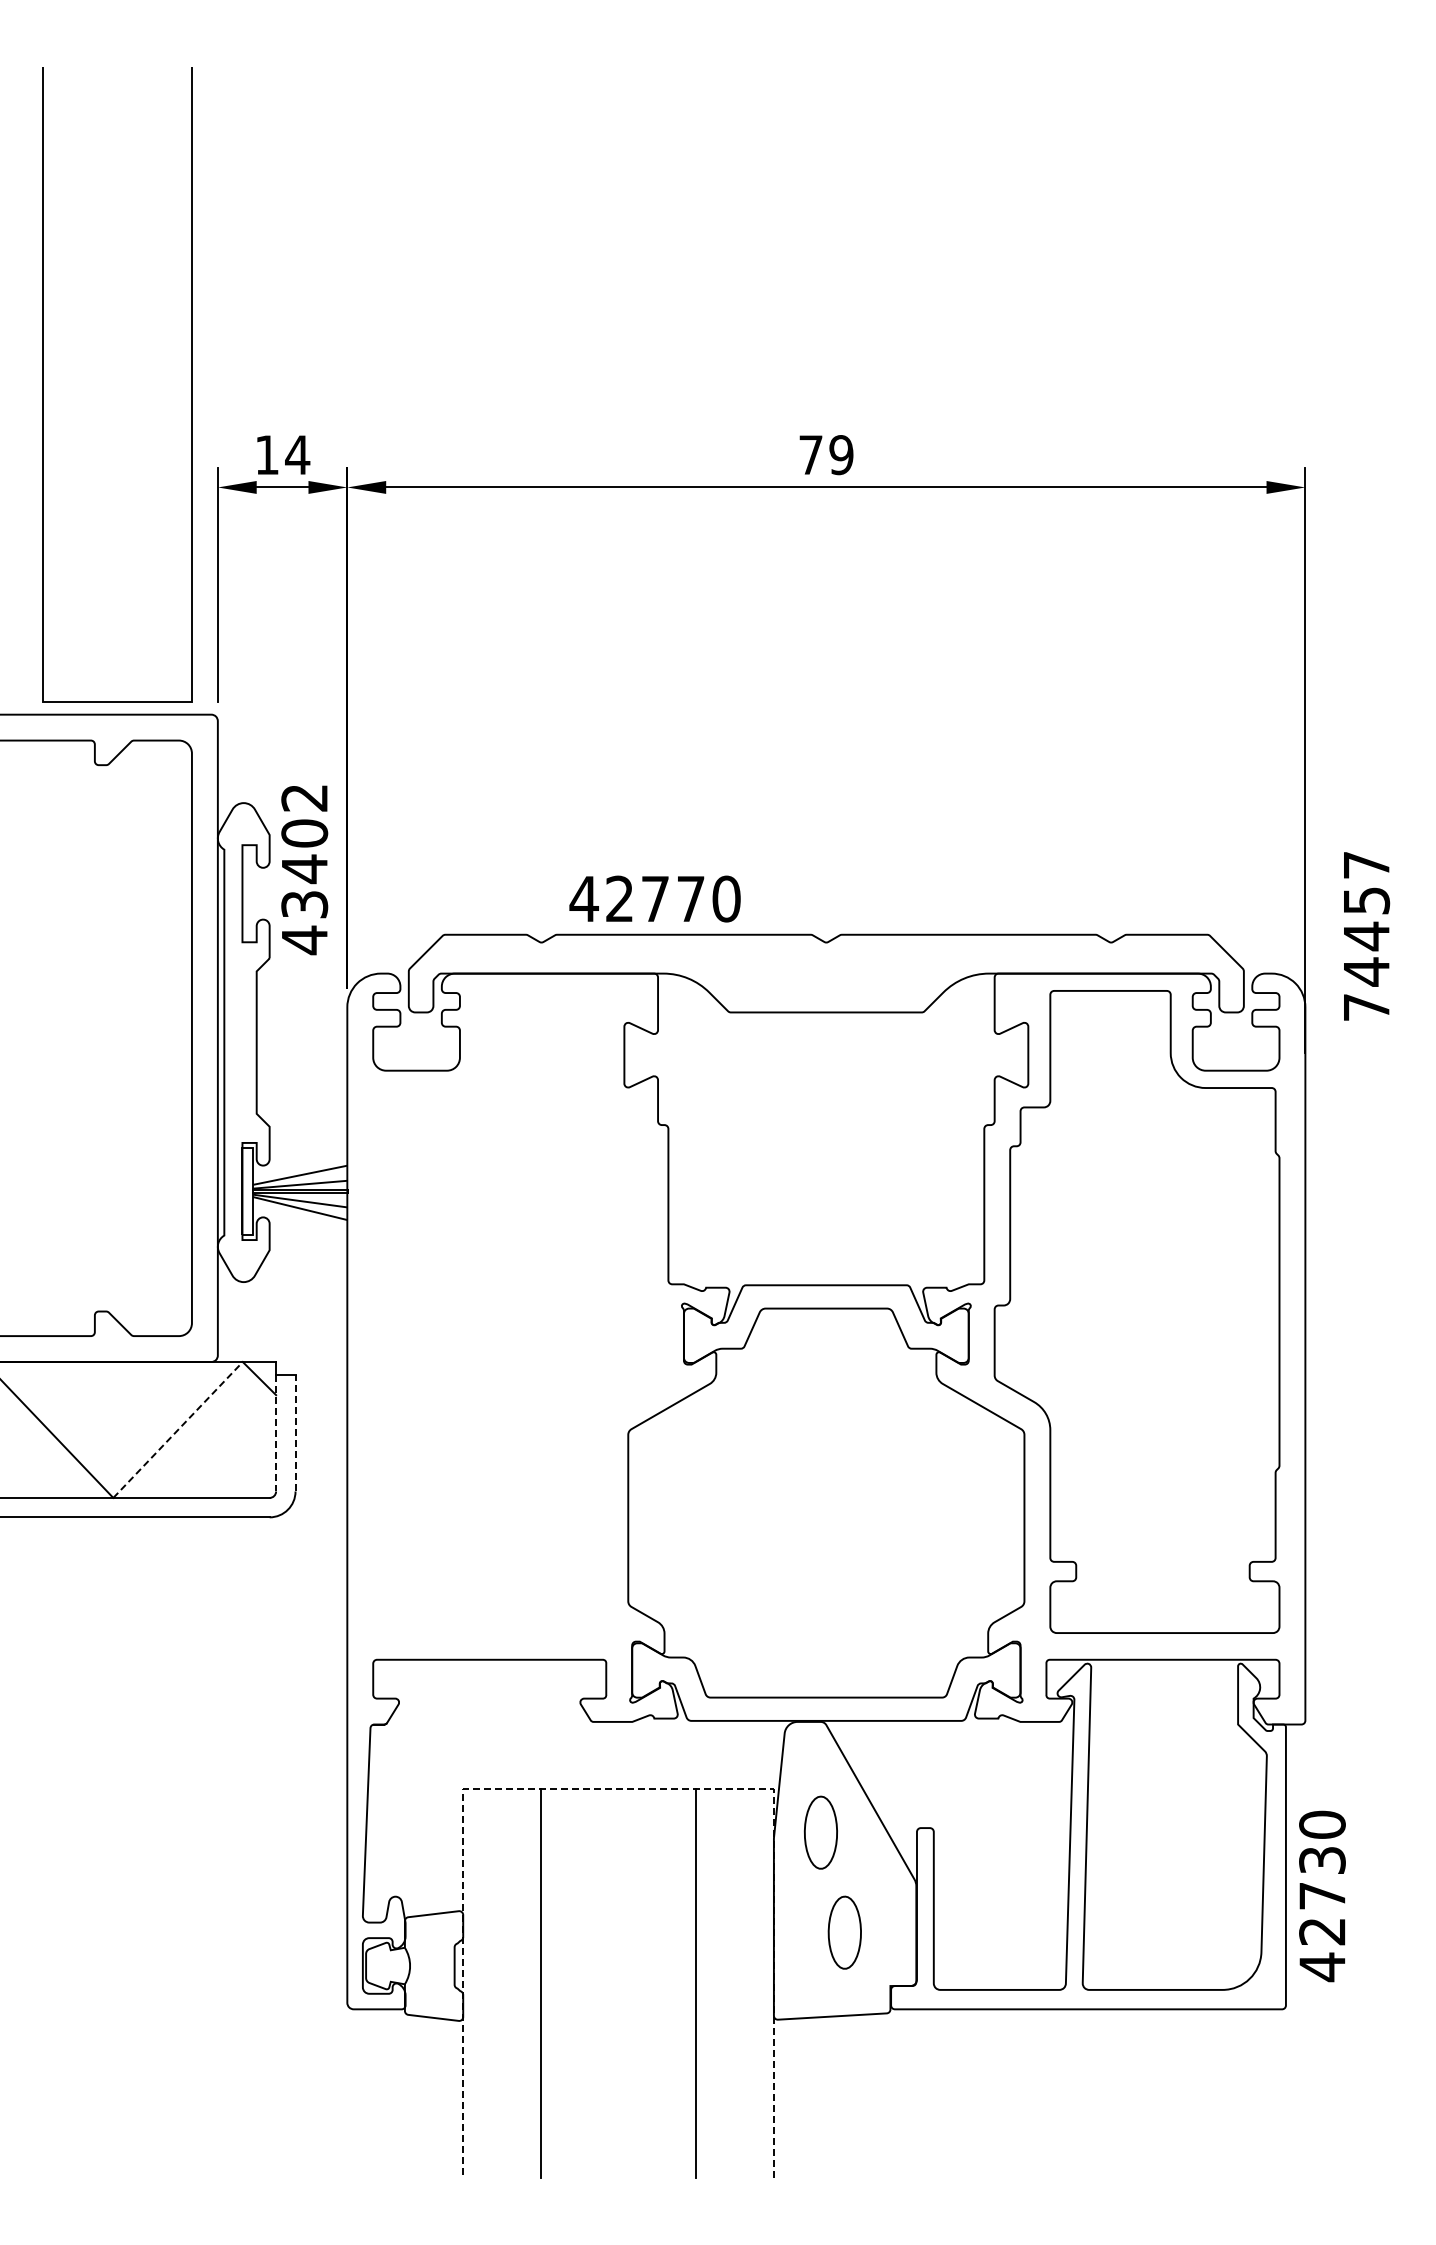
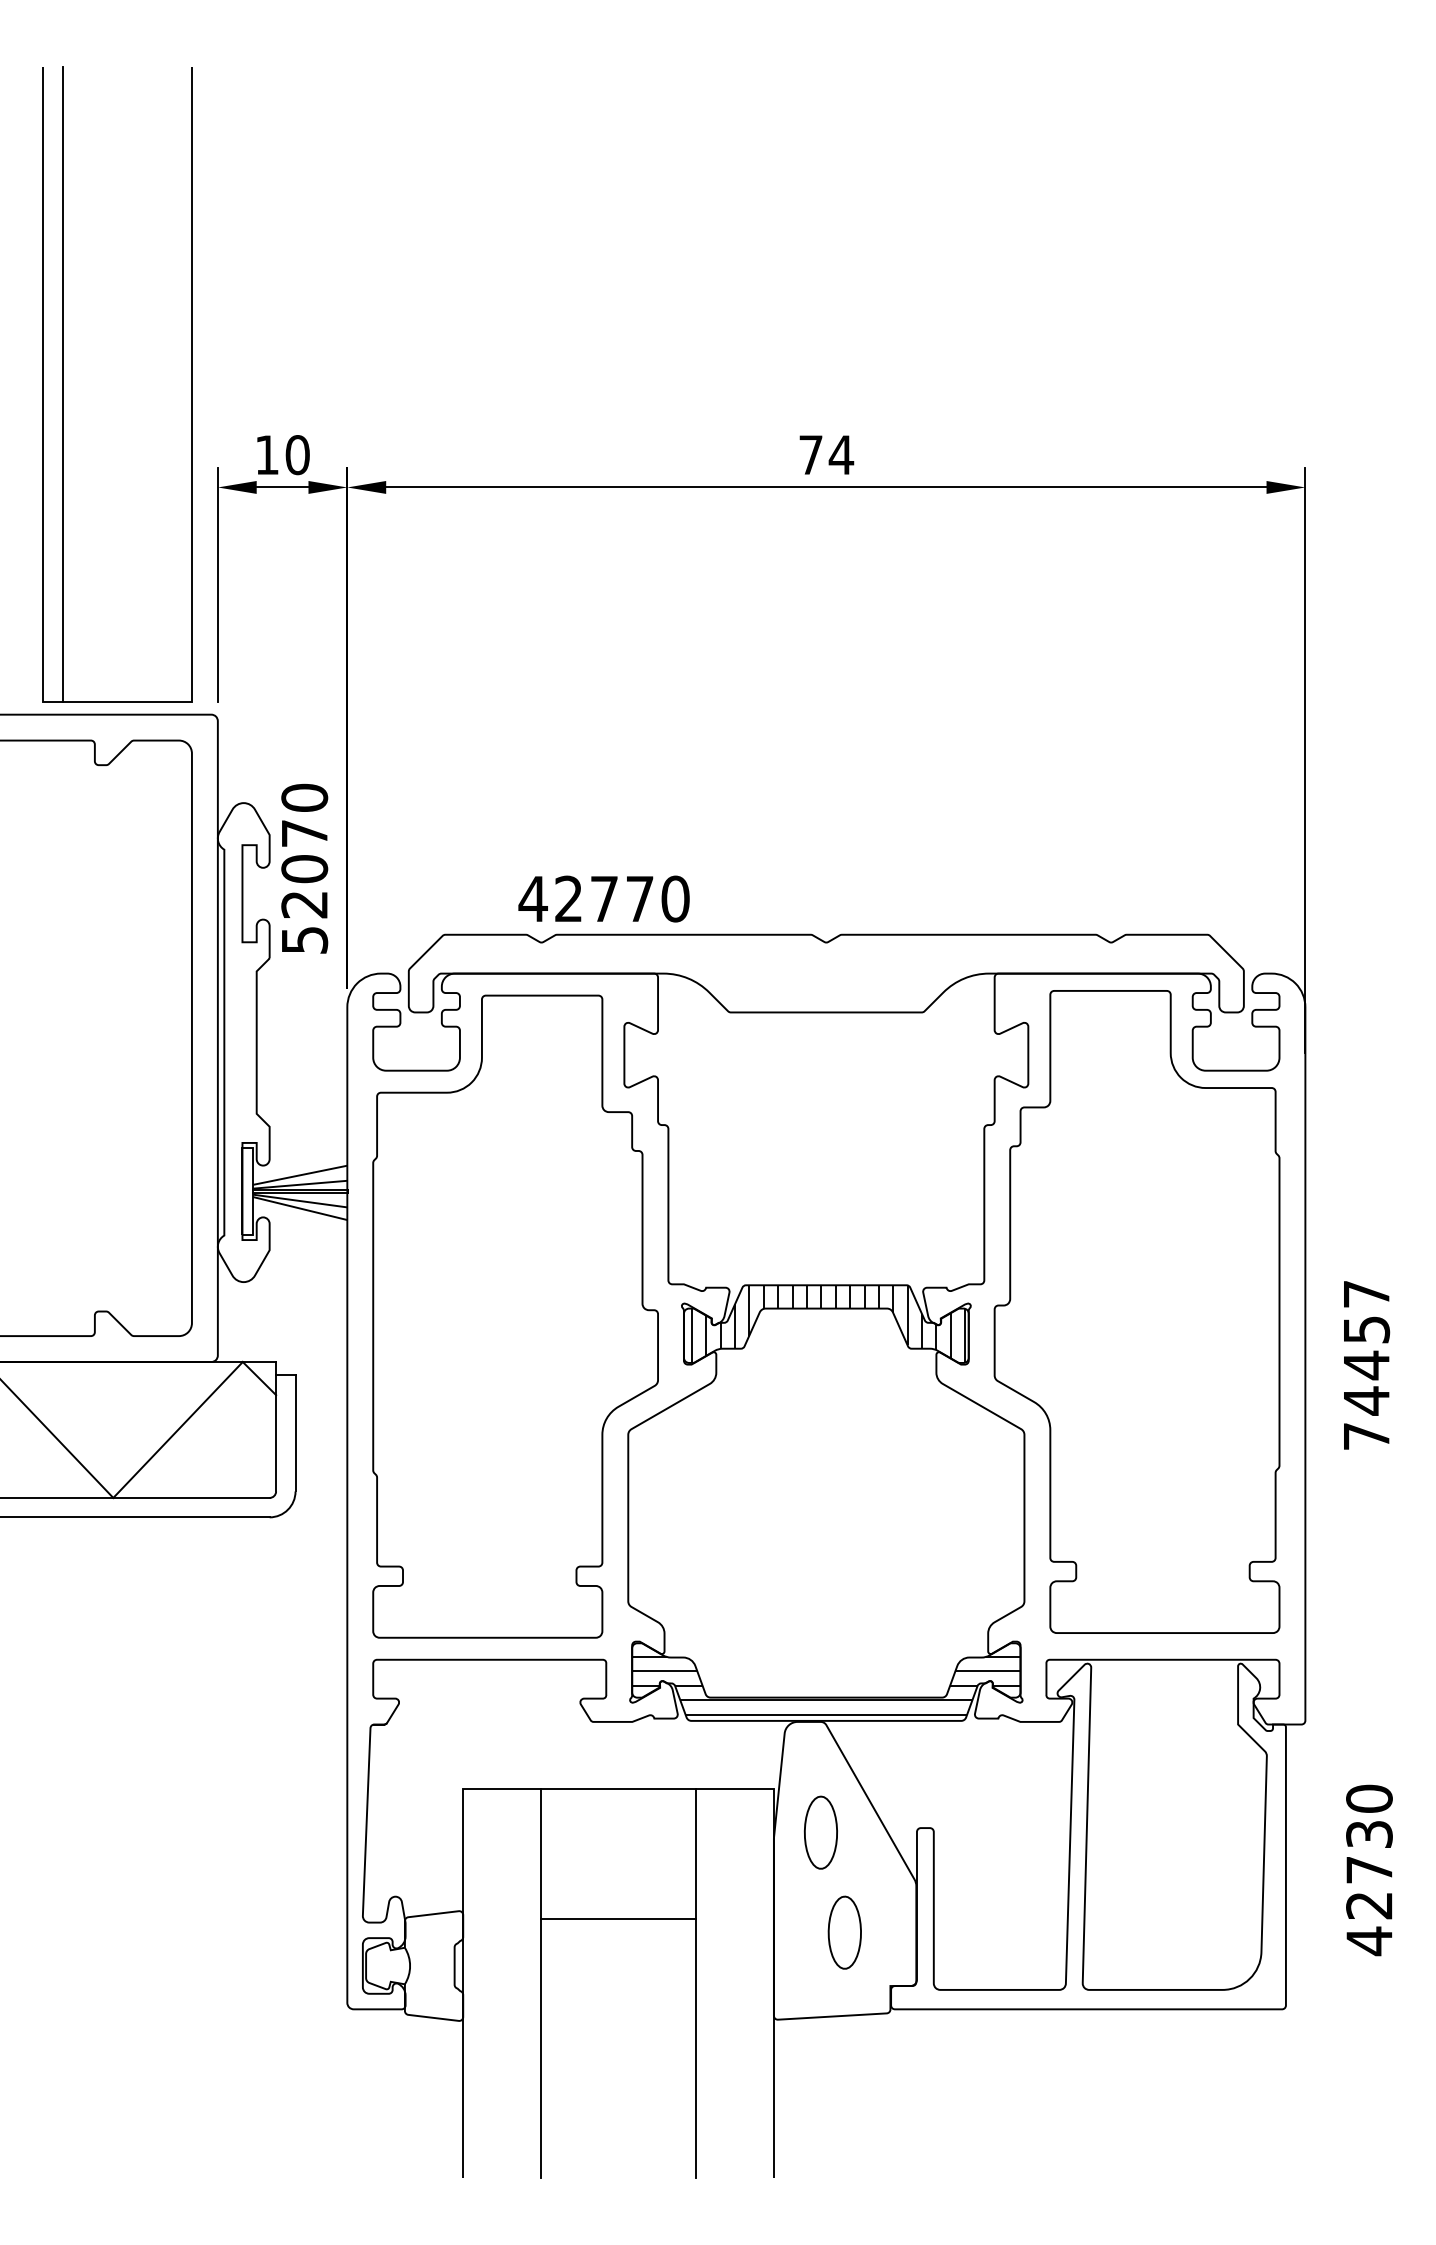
line: none -> present (62, 384)
text: 14 -> 10 (297, 455)
text: 79 -> 74 (841, 455)
text: 43402 -> 52070 (304, 869)
text position: (654, 898) -> (603, 898) (603, 898)
text position: (1367, 936) -> (1367, 1365) (1367, 1365)
part: none -> present (515, 1316)
hatch: none -> present (828, 1323)
line: dashed -> solid (178, 1429)
line: dashed -> solid (295, 1432)
line: dashed -> solid (276, 1433)
hatch: none -> present (826, 1685)
line: dashed -> solid (618, 1789)
text position: (1322, 1896) -> (1369, 1870) (1369, 1870)
line: none -> present (618, 1918)
